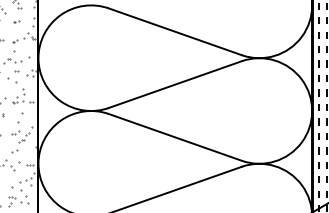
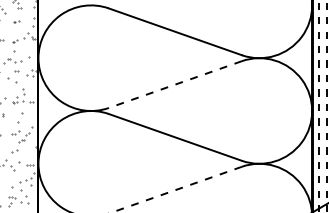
line: solid -> dashed (175, 84)
line: solid -> dashed (176, 189)
